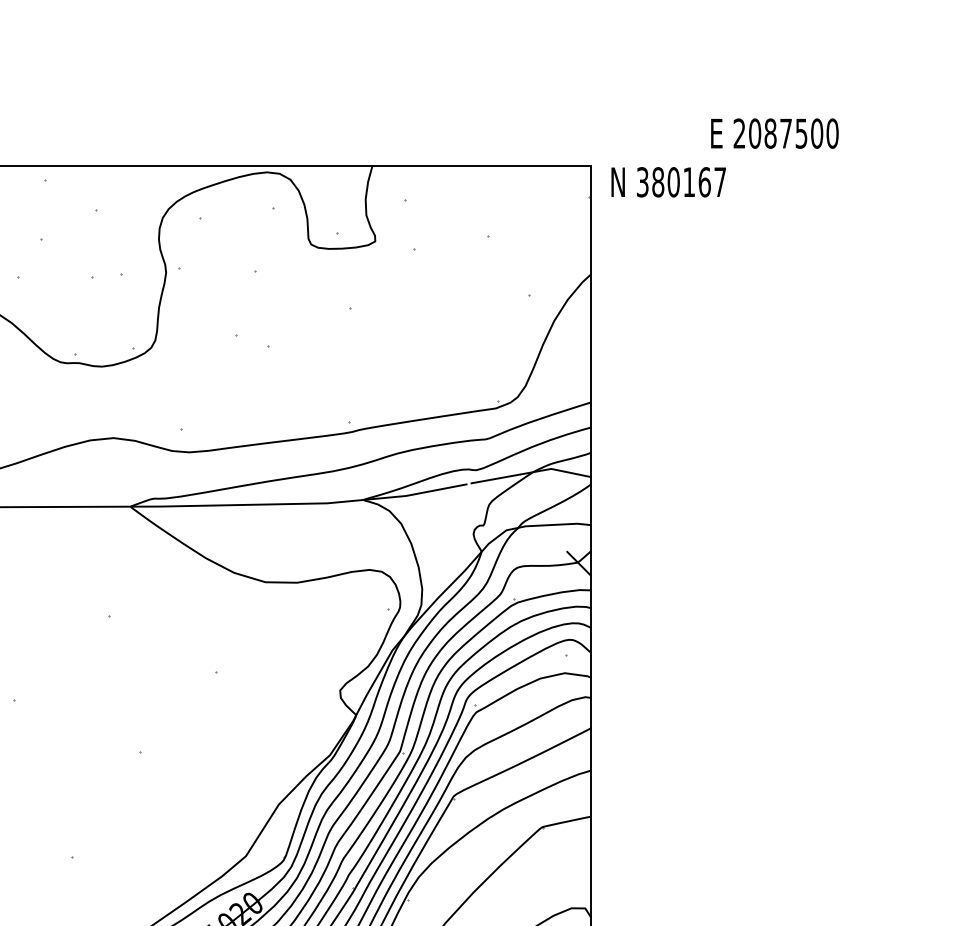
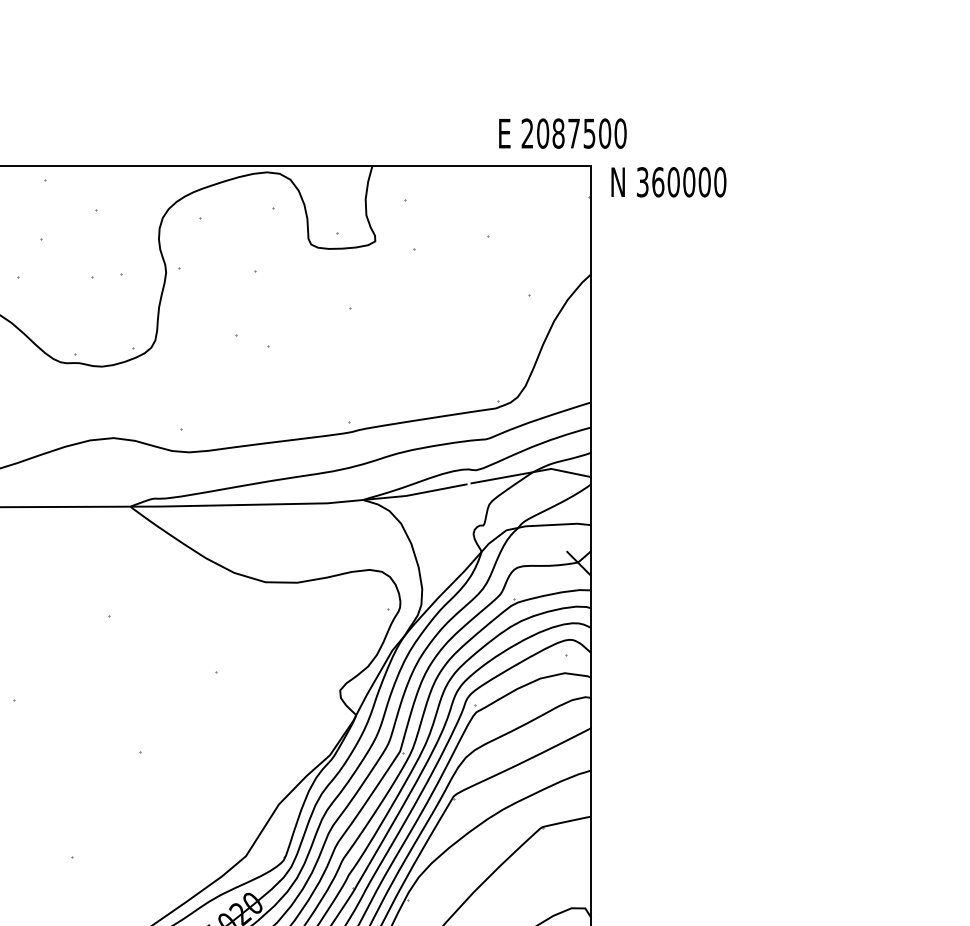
text position: (774, 133) -> (562, 133) (562, 133)
text: 380167 -> 360000 (689, 182)
